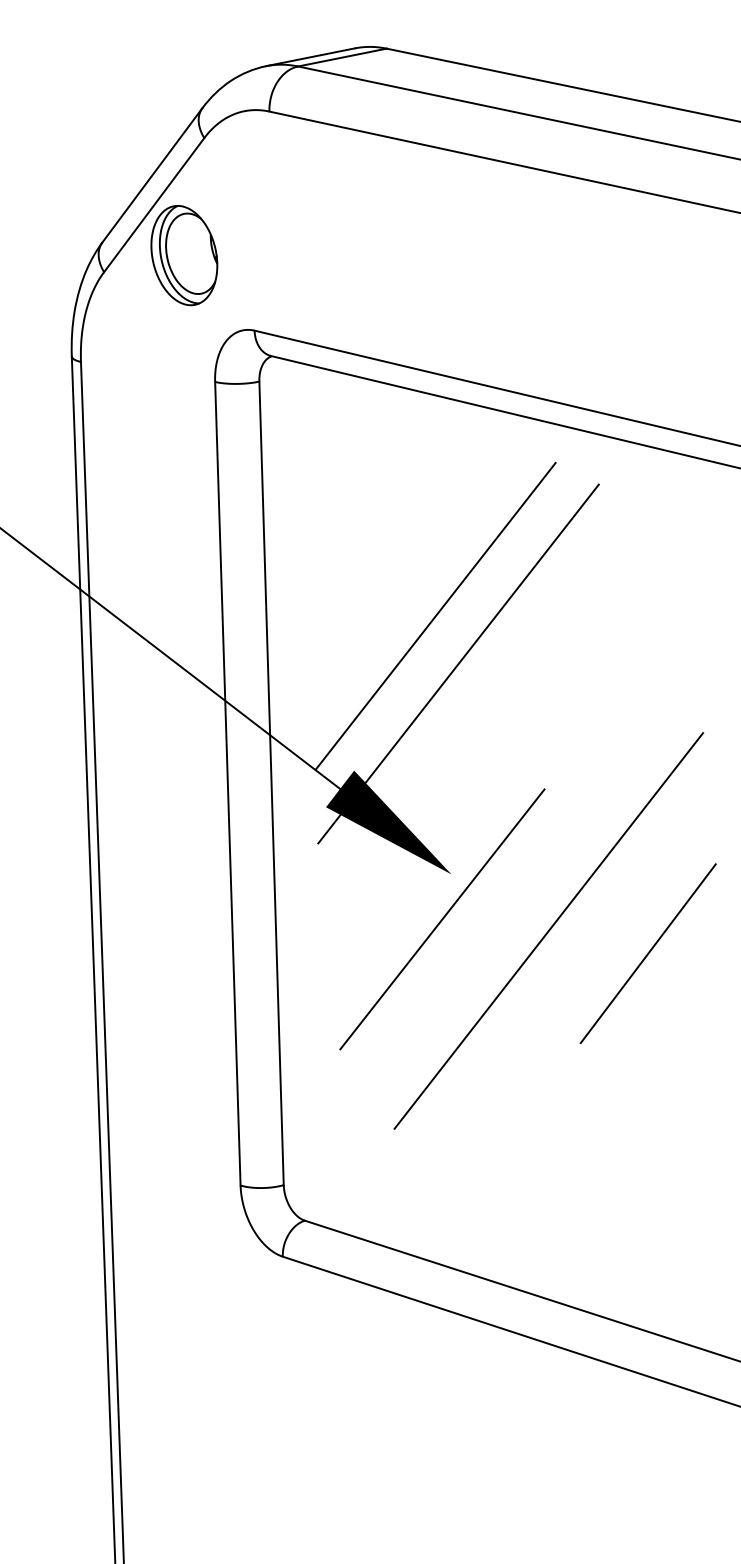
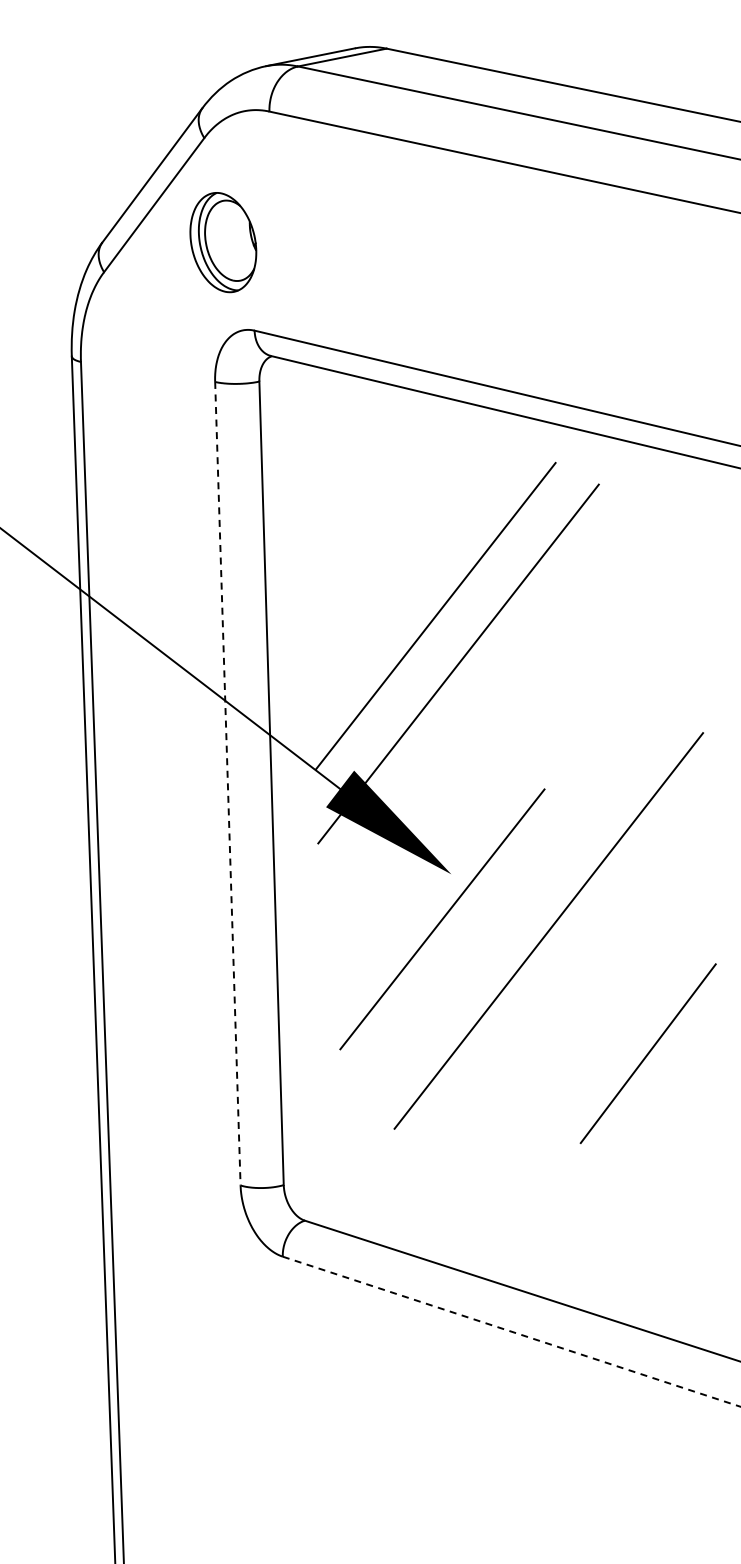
part position: (184, 255) -> (223, 242) (223, 242)
line: solid -> dashed (227, 783)
line position: (647, 953) -> (647, 1053) (647, 1053)
line: solid -> dashed (511, 1331)
